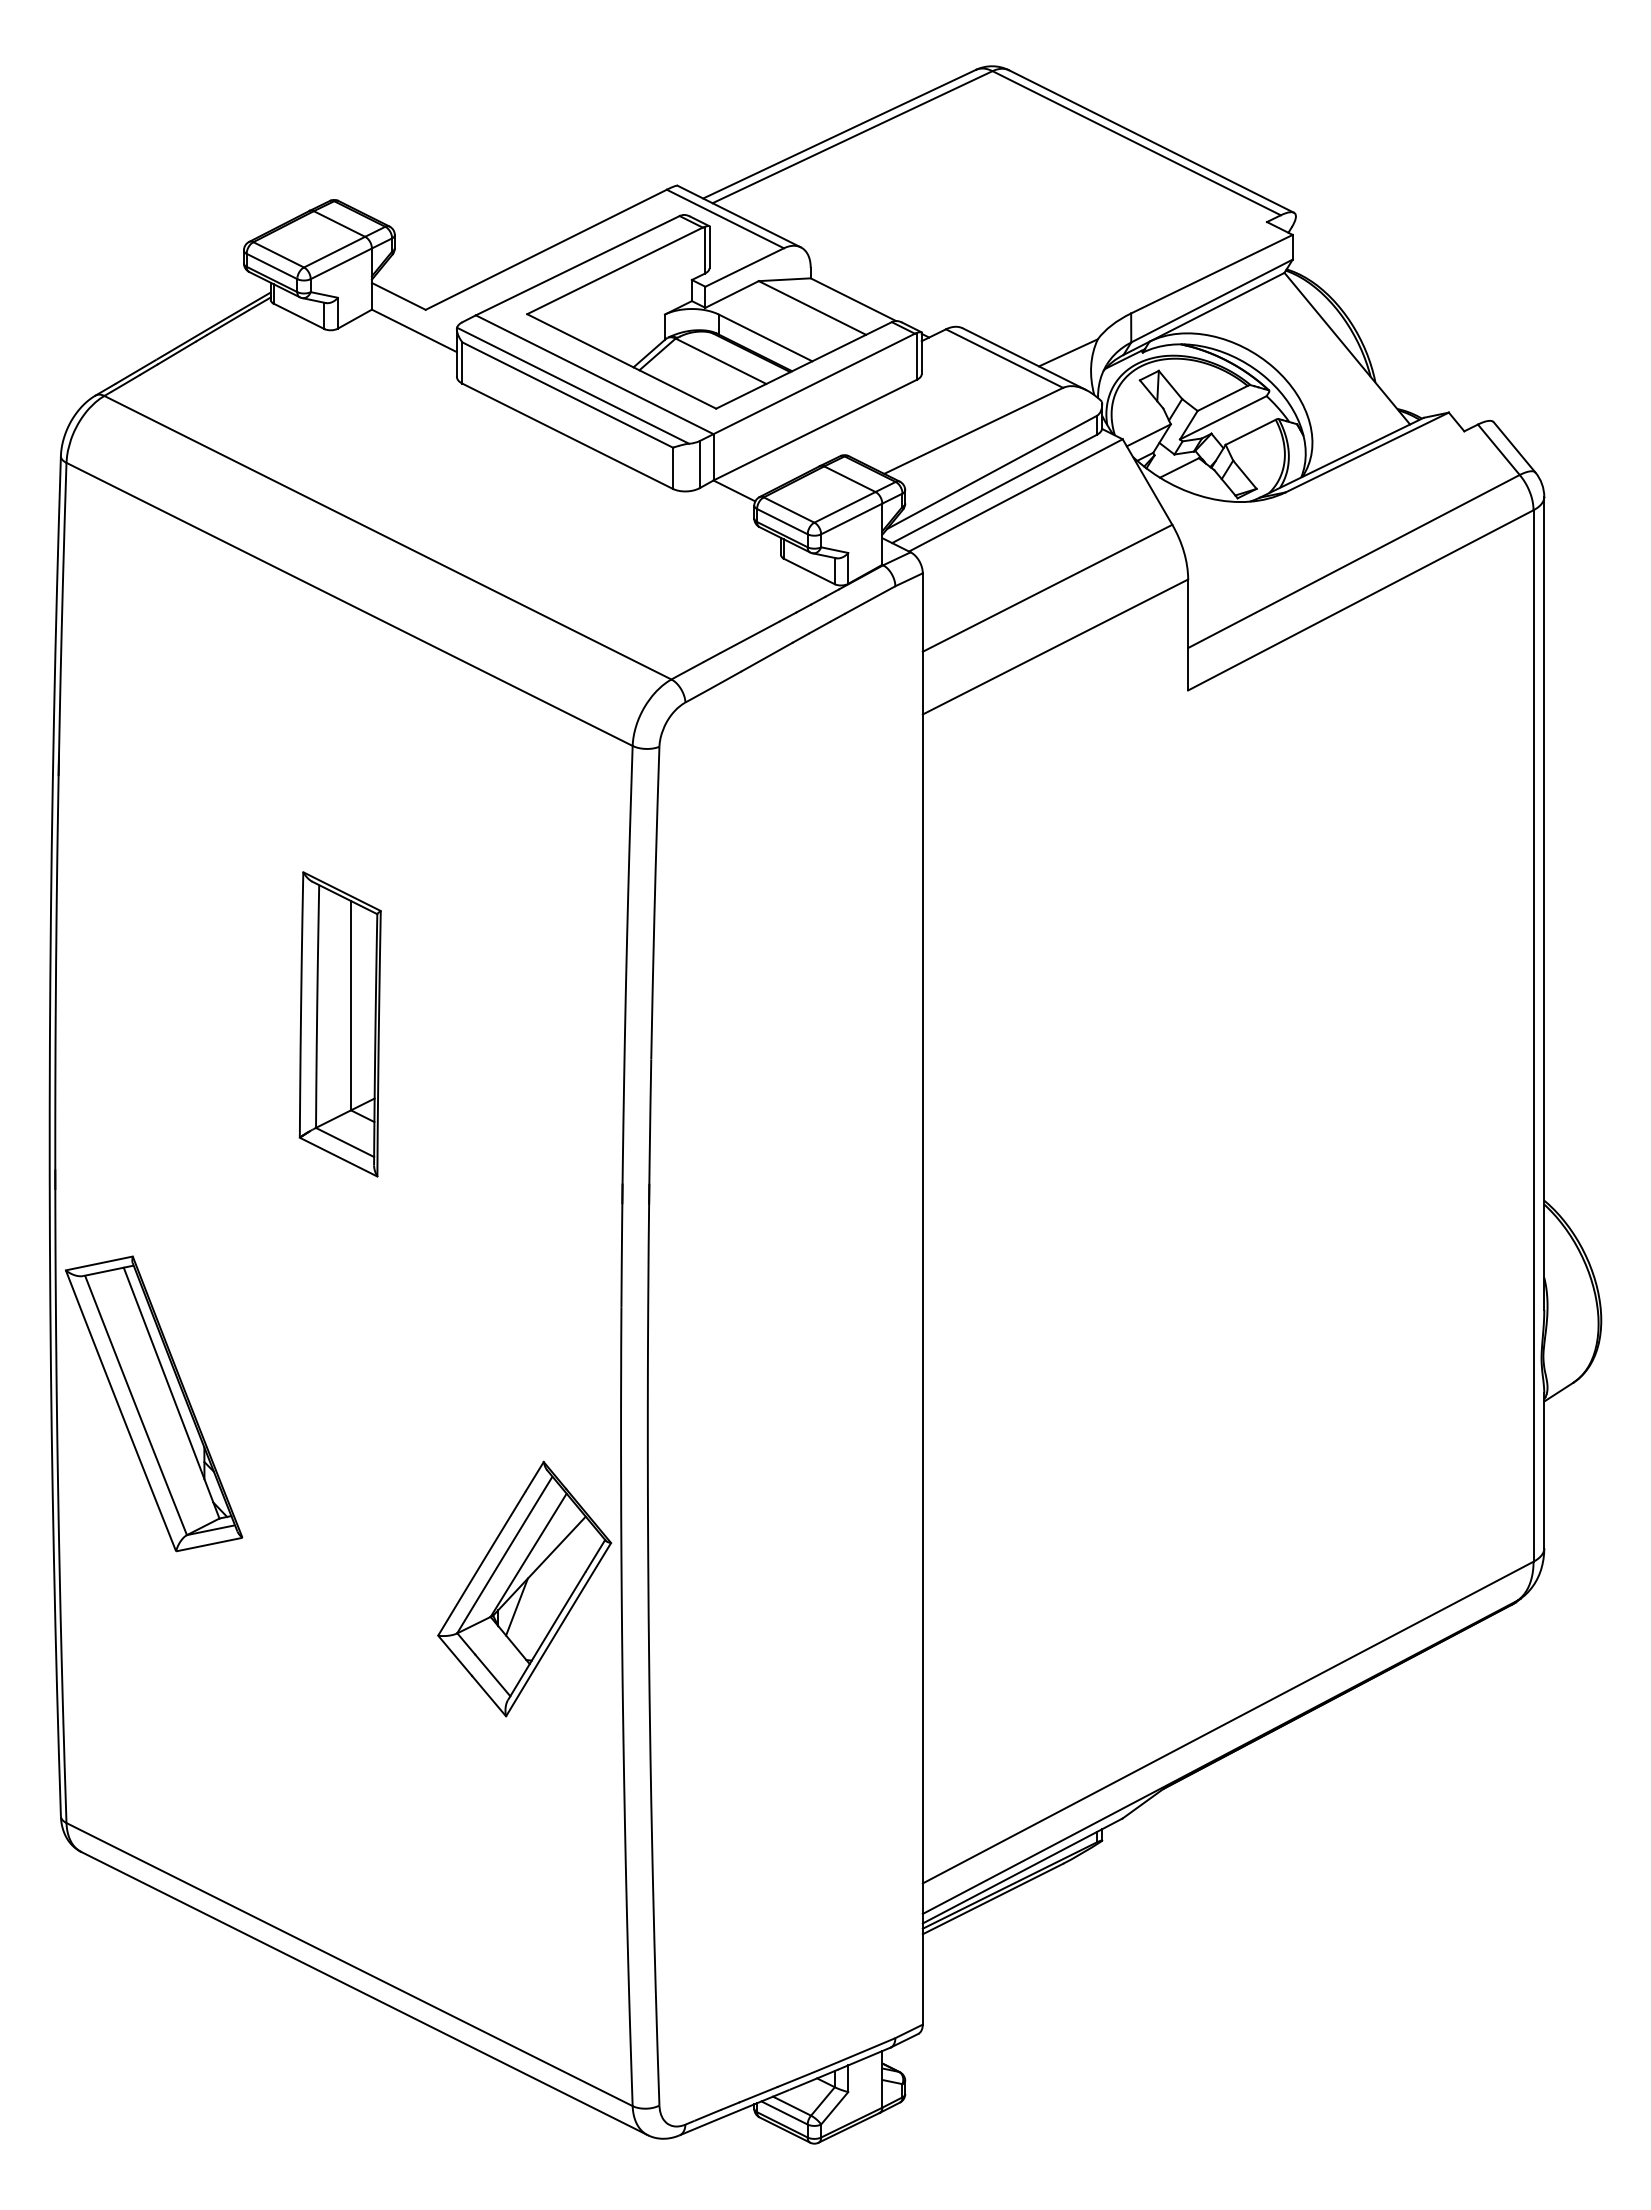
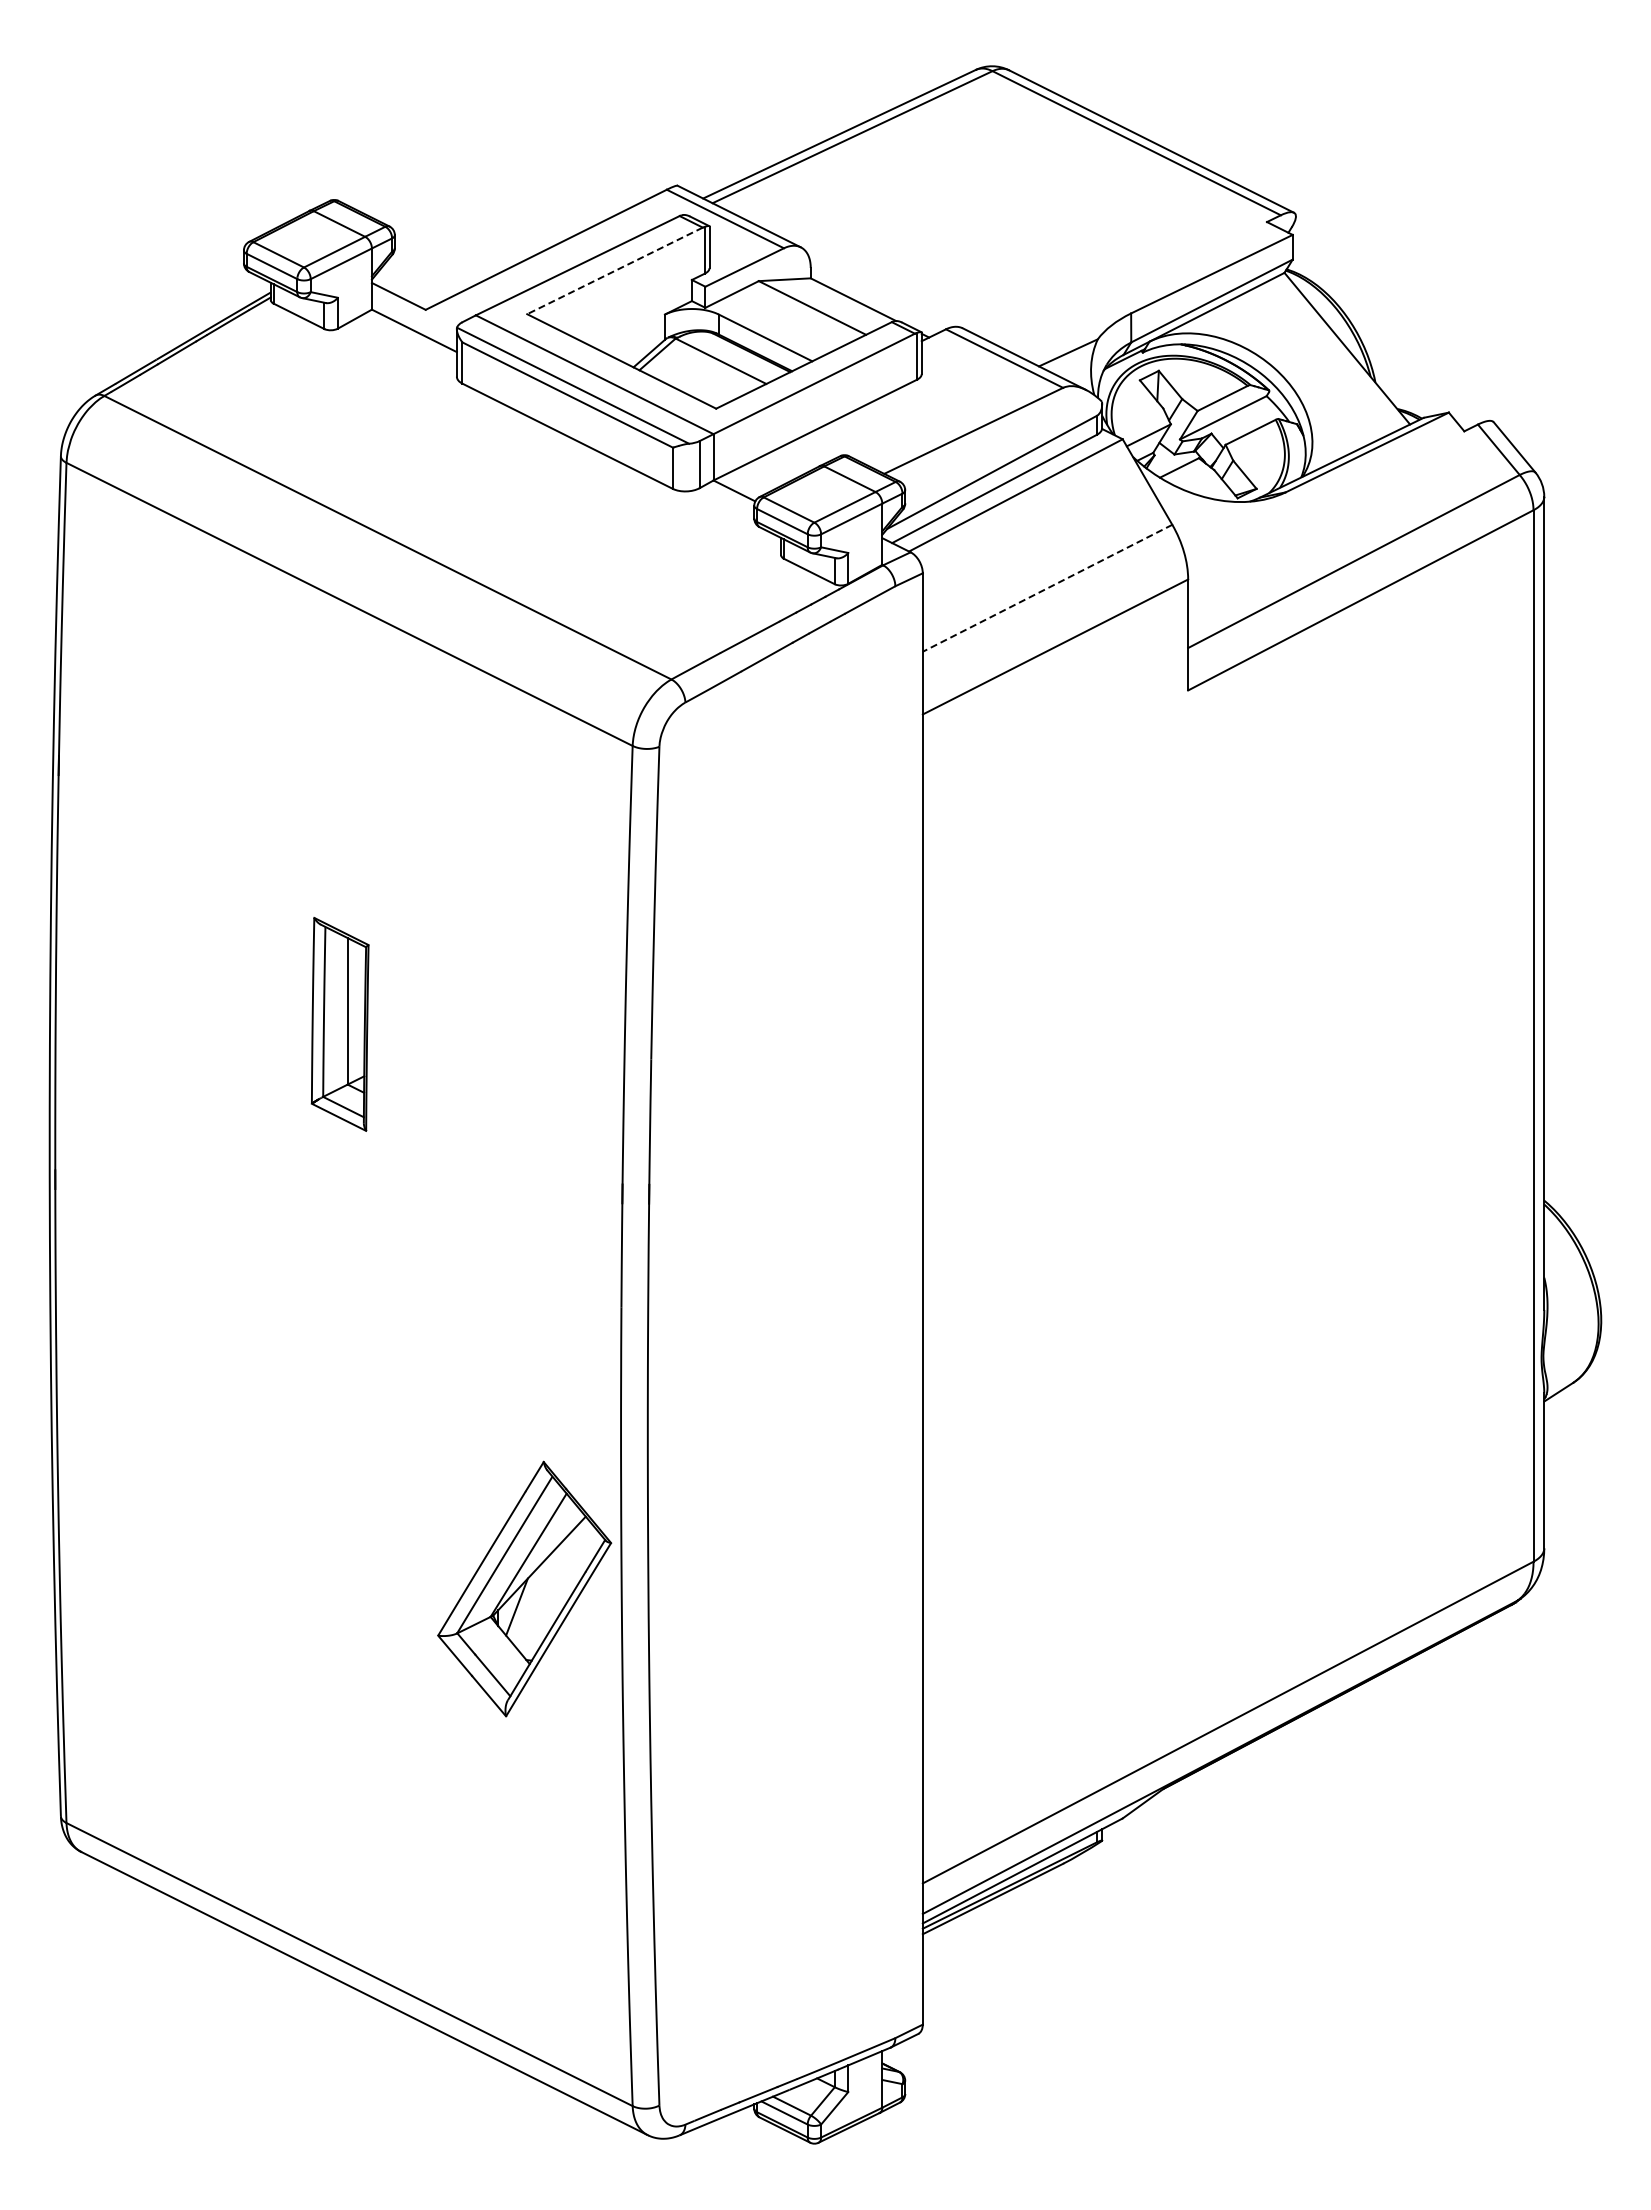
line: solid -> dashed (615, 270)
line: solid -> dashed (1047, 588)
part size: 84x307 px -> 60x215 px (339, 1024)
part: present -> none (154, 1403)
